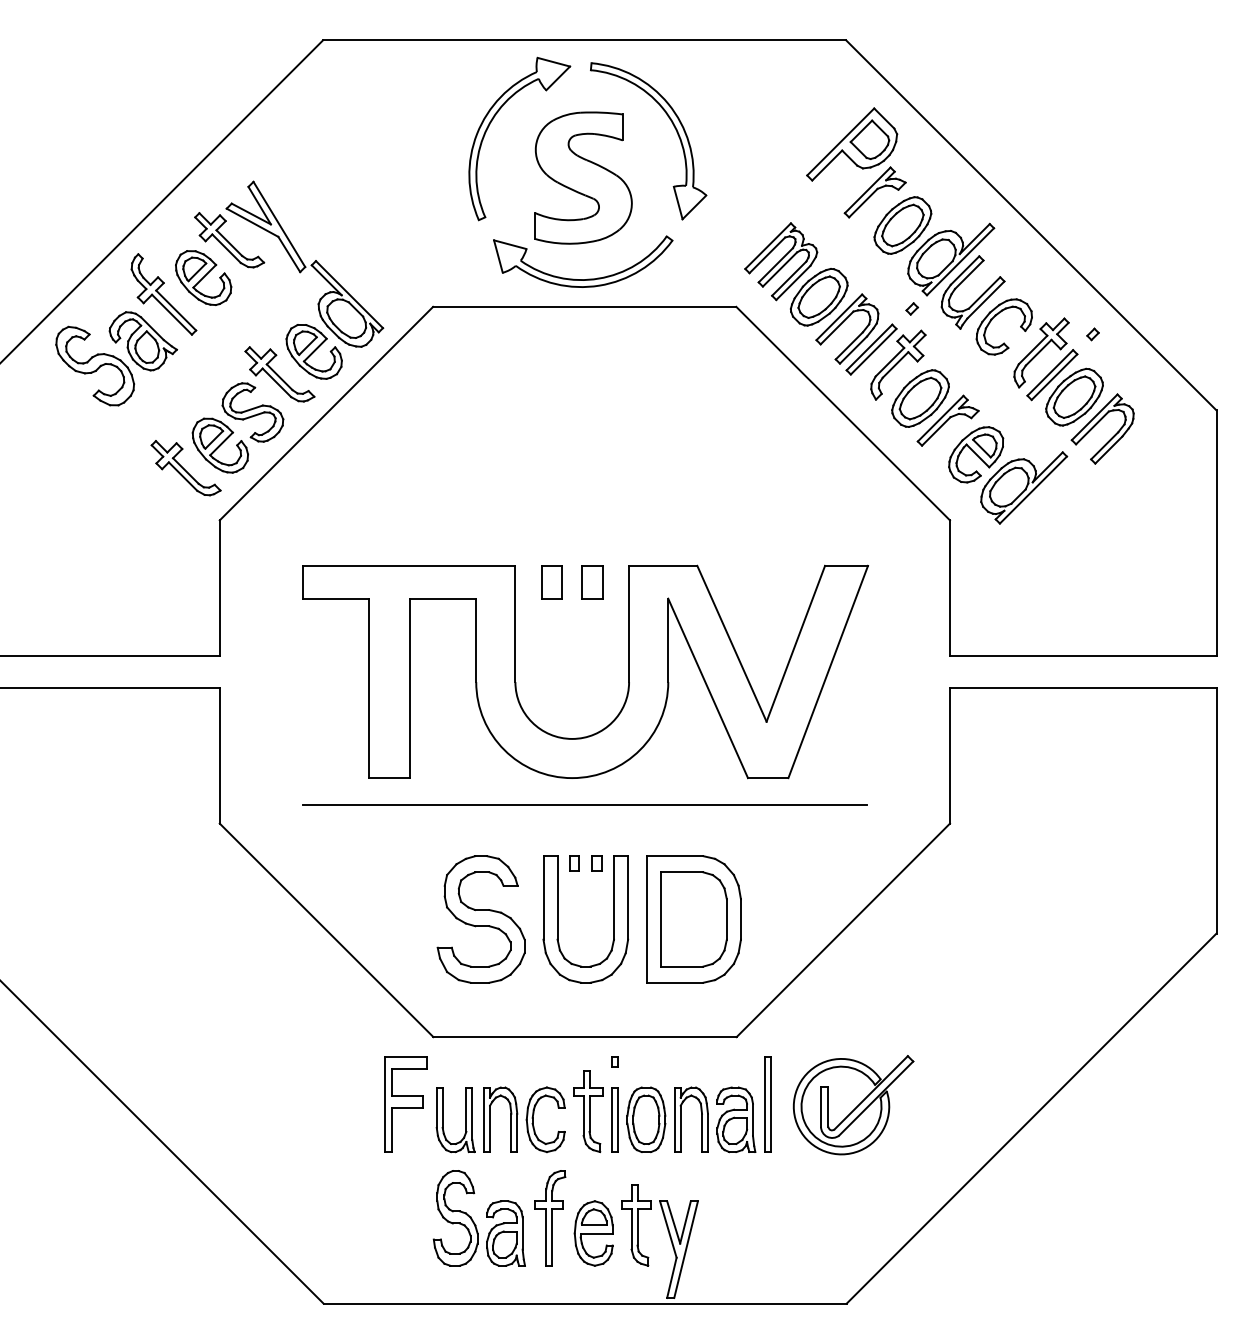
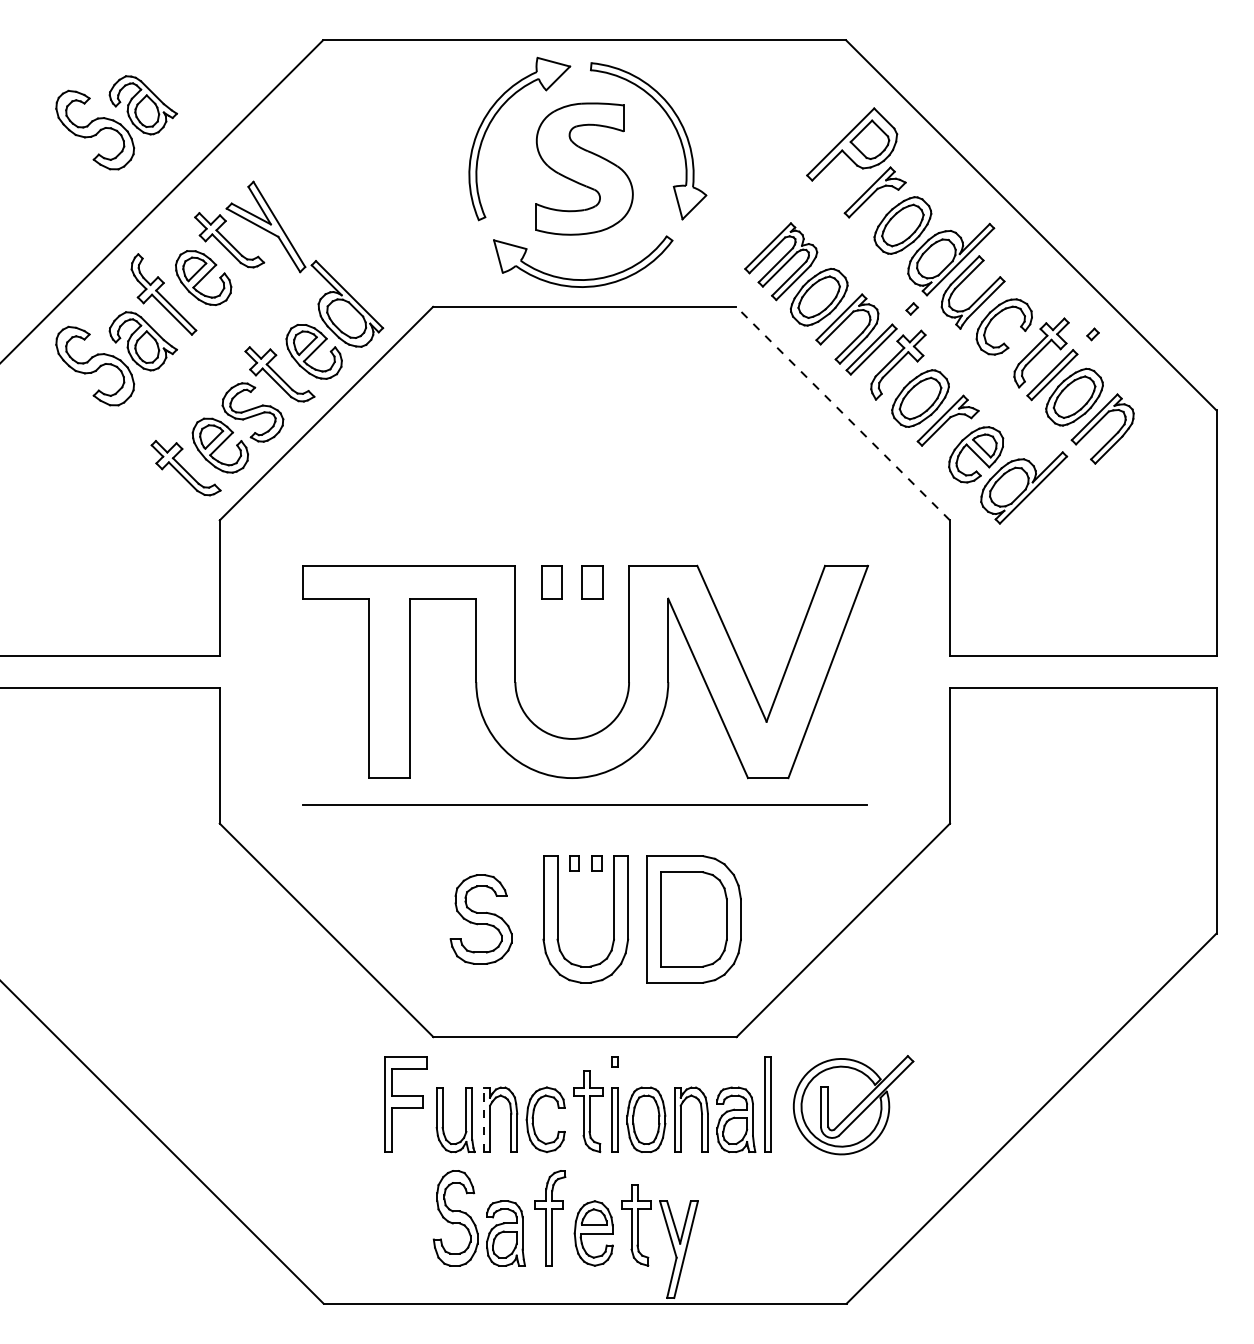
part: none -> present (116, 122)
part position: (583, 177) -> (584, 168) (584, 168)
line: solid -> dashed (842, 413)
part size: 90x129 px -> 64x91 px (480, 919)
line: solid -> dashed (484, 1119)
